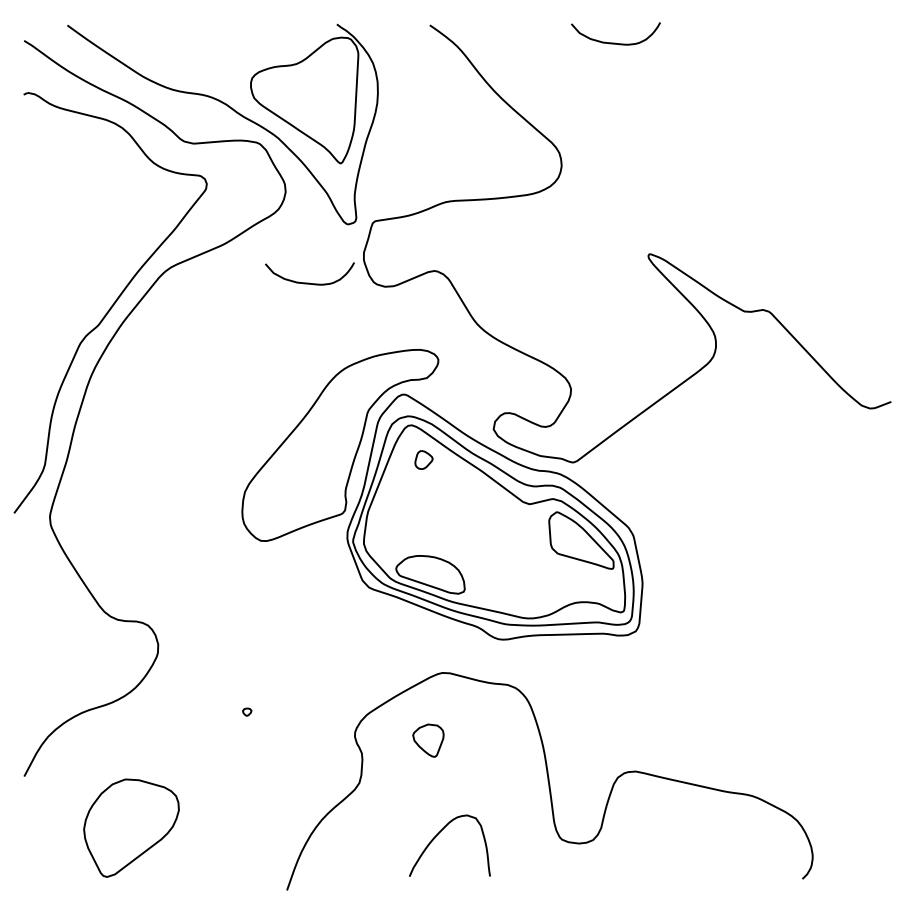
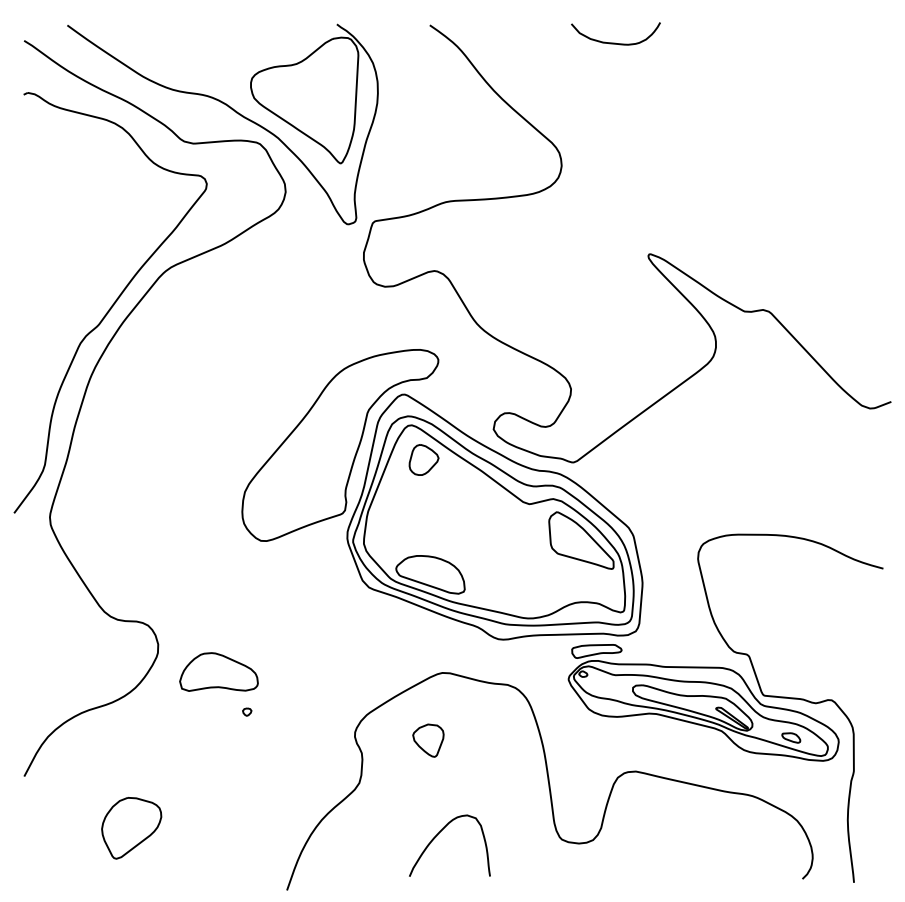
curve: present -> none (309, 282)
part size: 20x20 px -> 32x32 px (423, 459)
part: none -> present (218, 671)
part: none -> present (725, 707)
part size: 97x100 px -> 62x63 px (131, 828)
